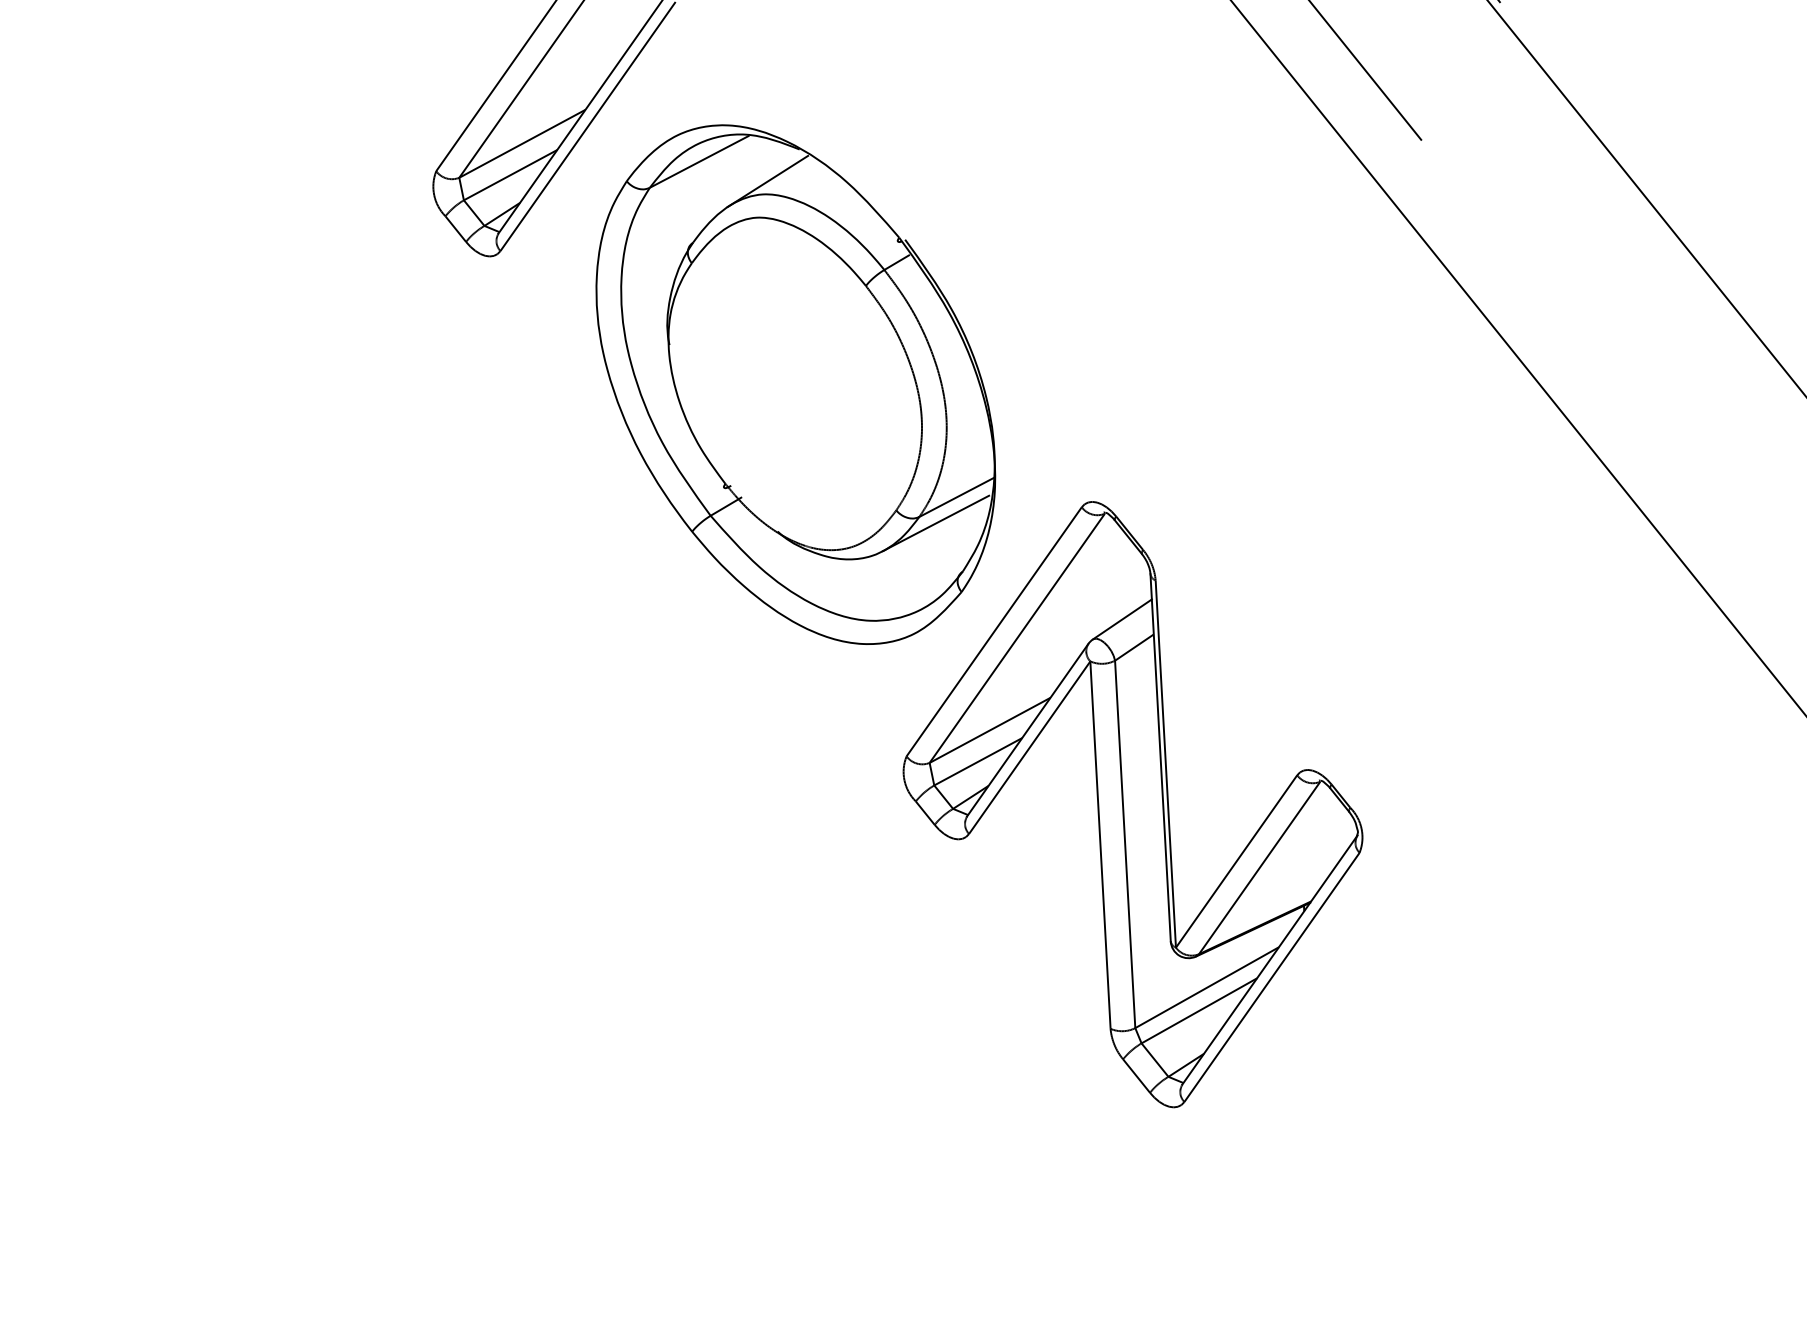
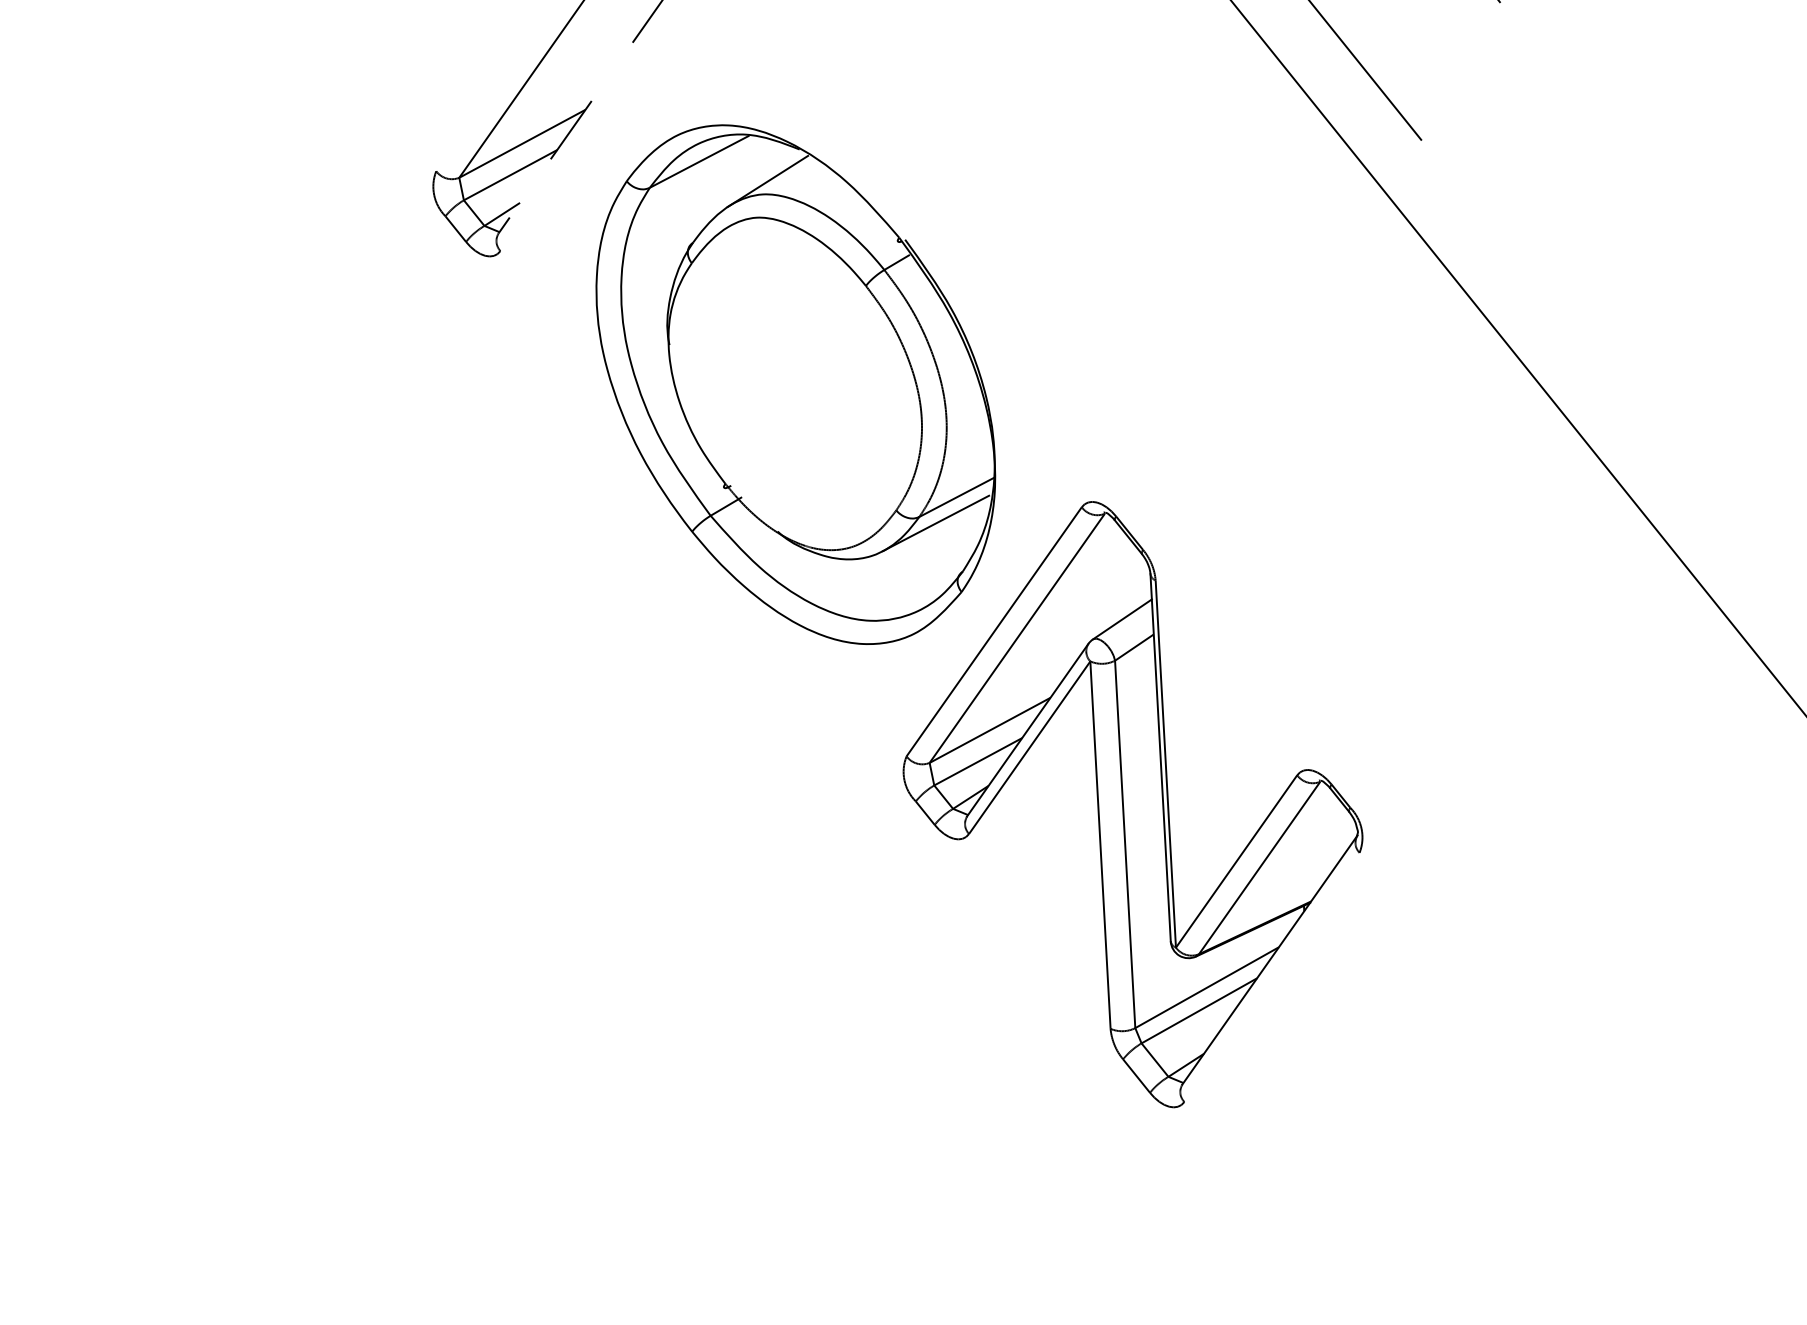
line: present -> none (495, 86)
line: solid -> dashed (580, 116)
line: present -> none (587, 126)
line: present -> none (1645, 197)
line: present -> none (1271, 977)
